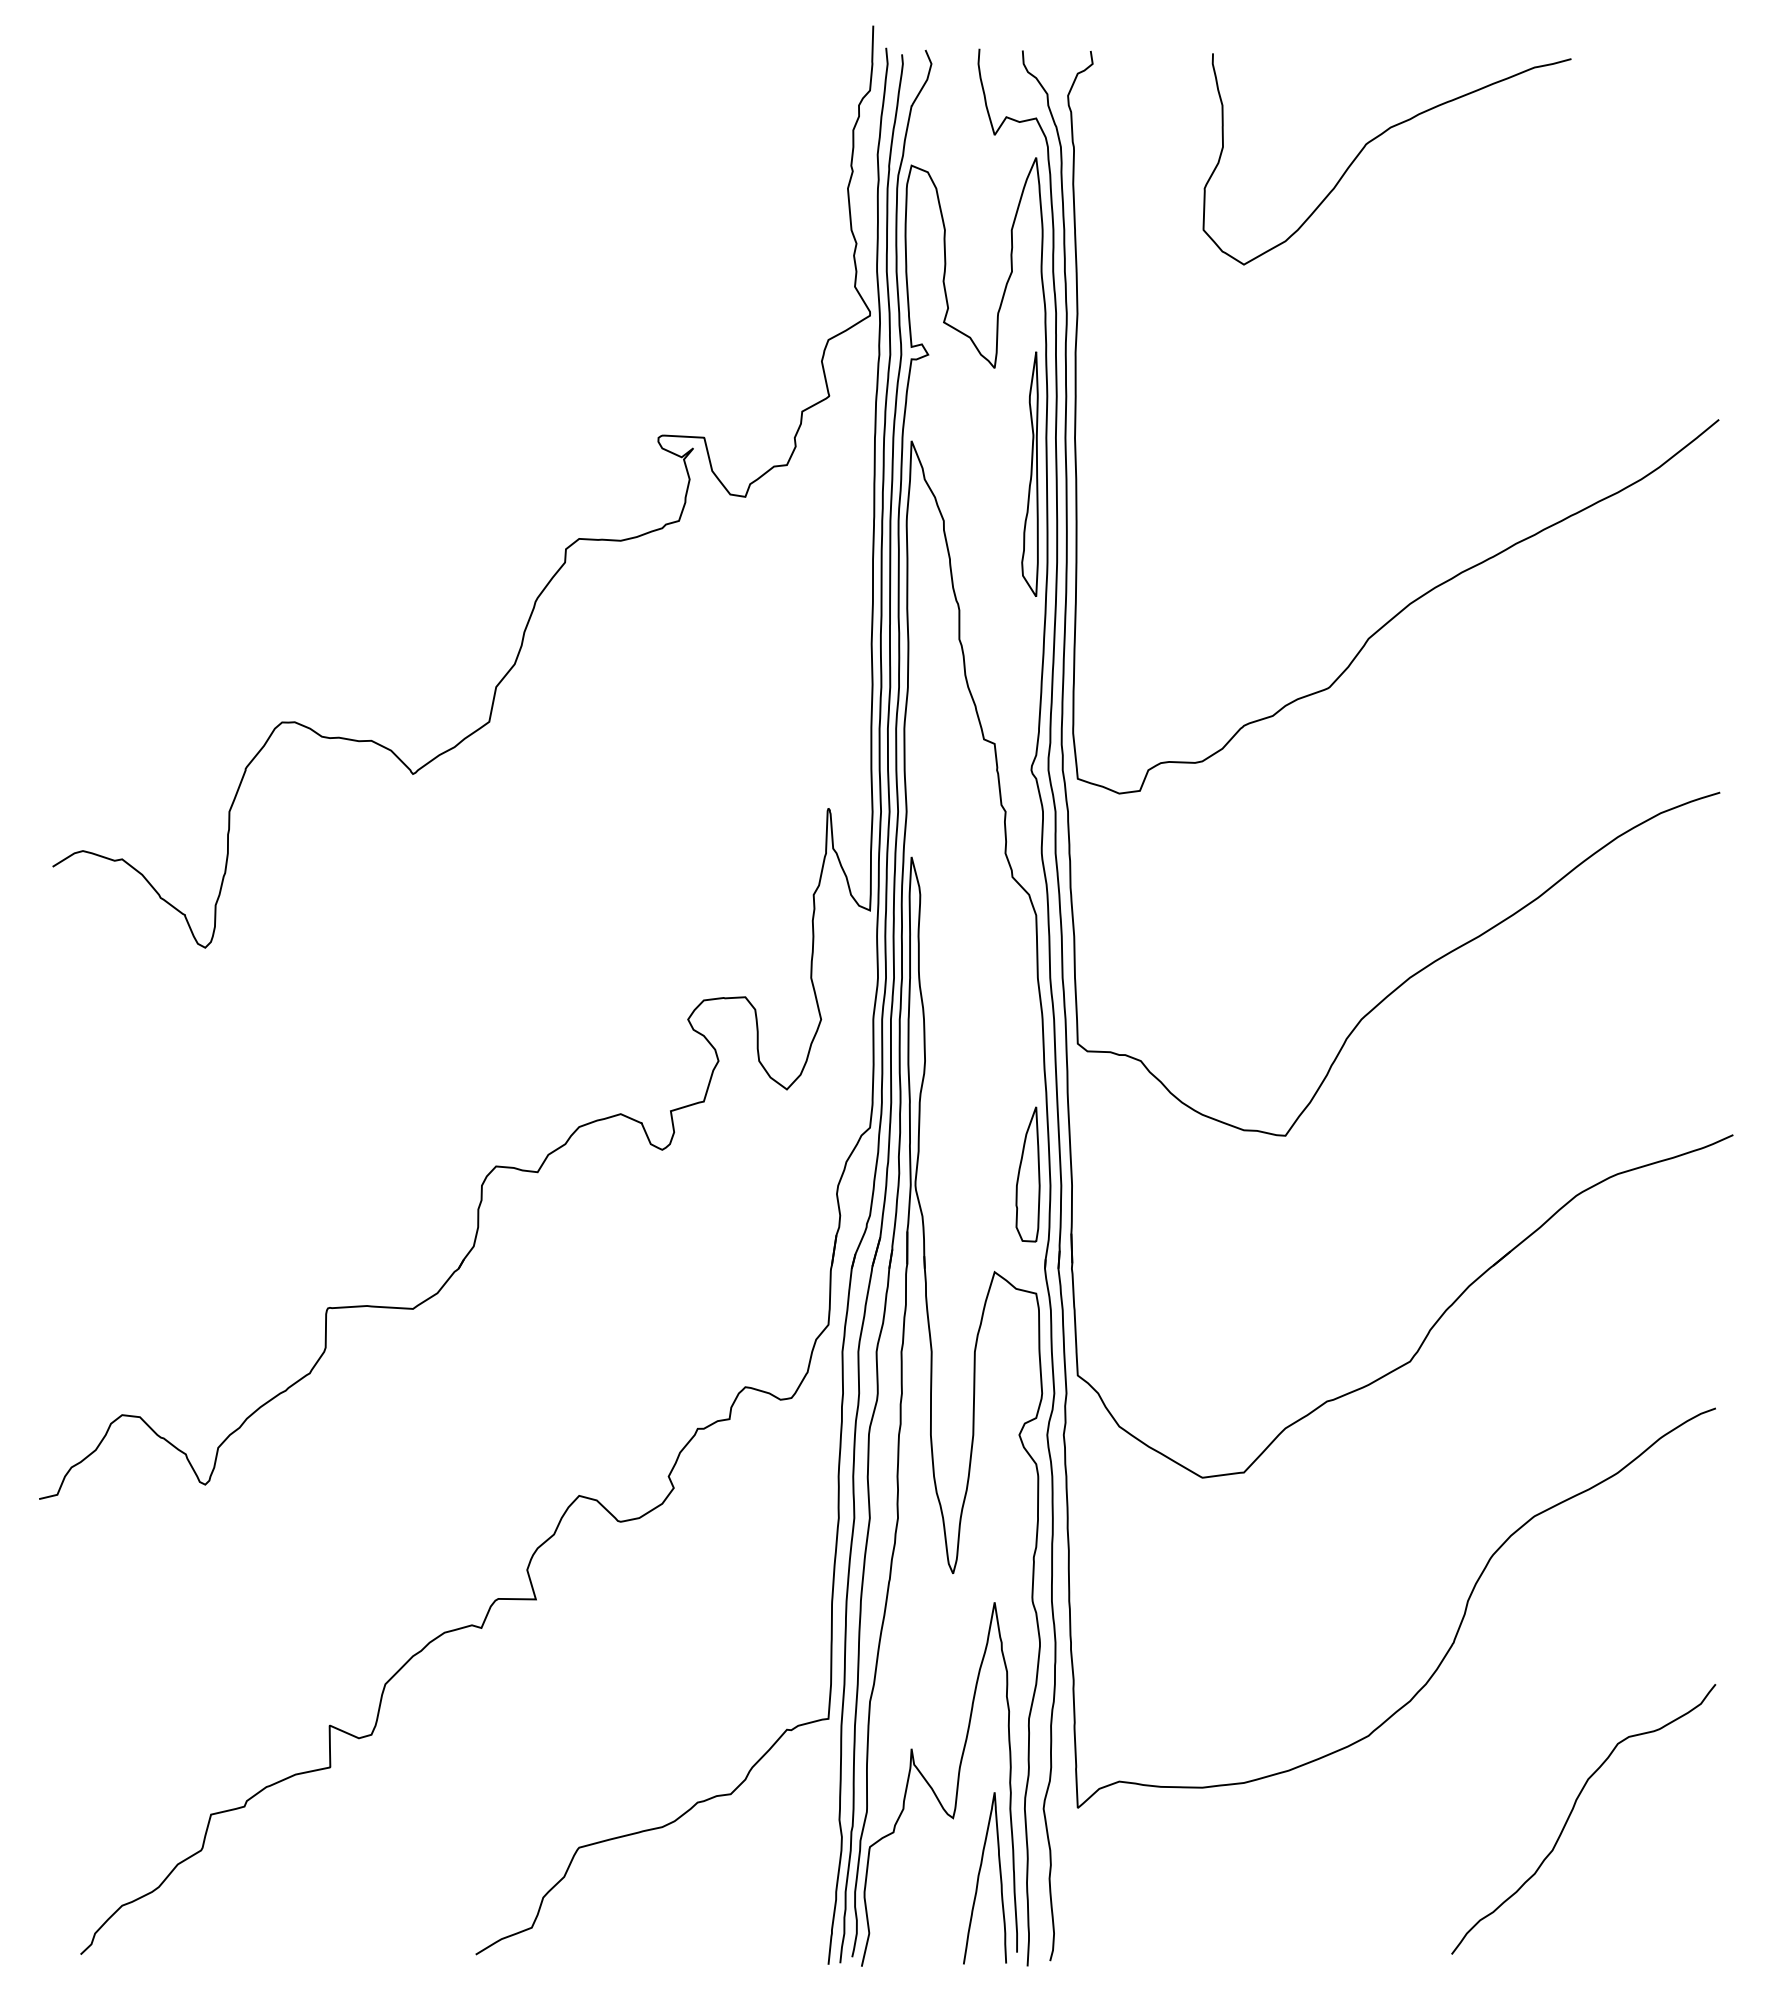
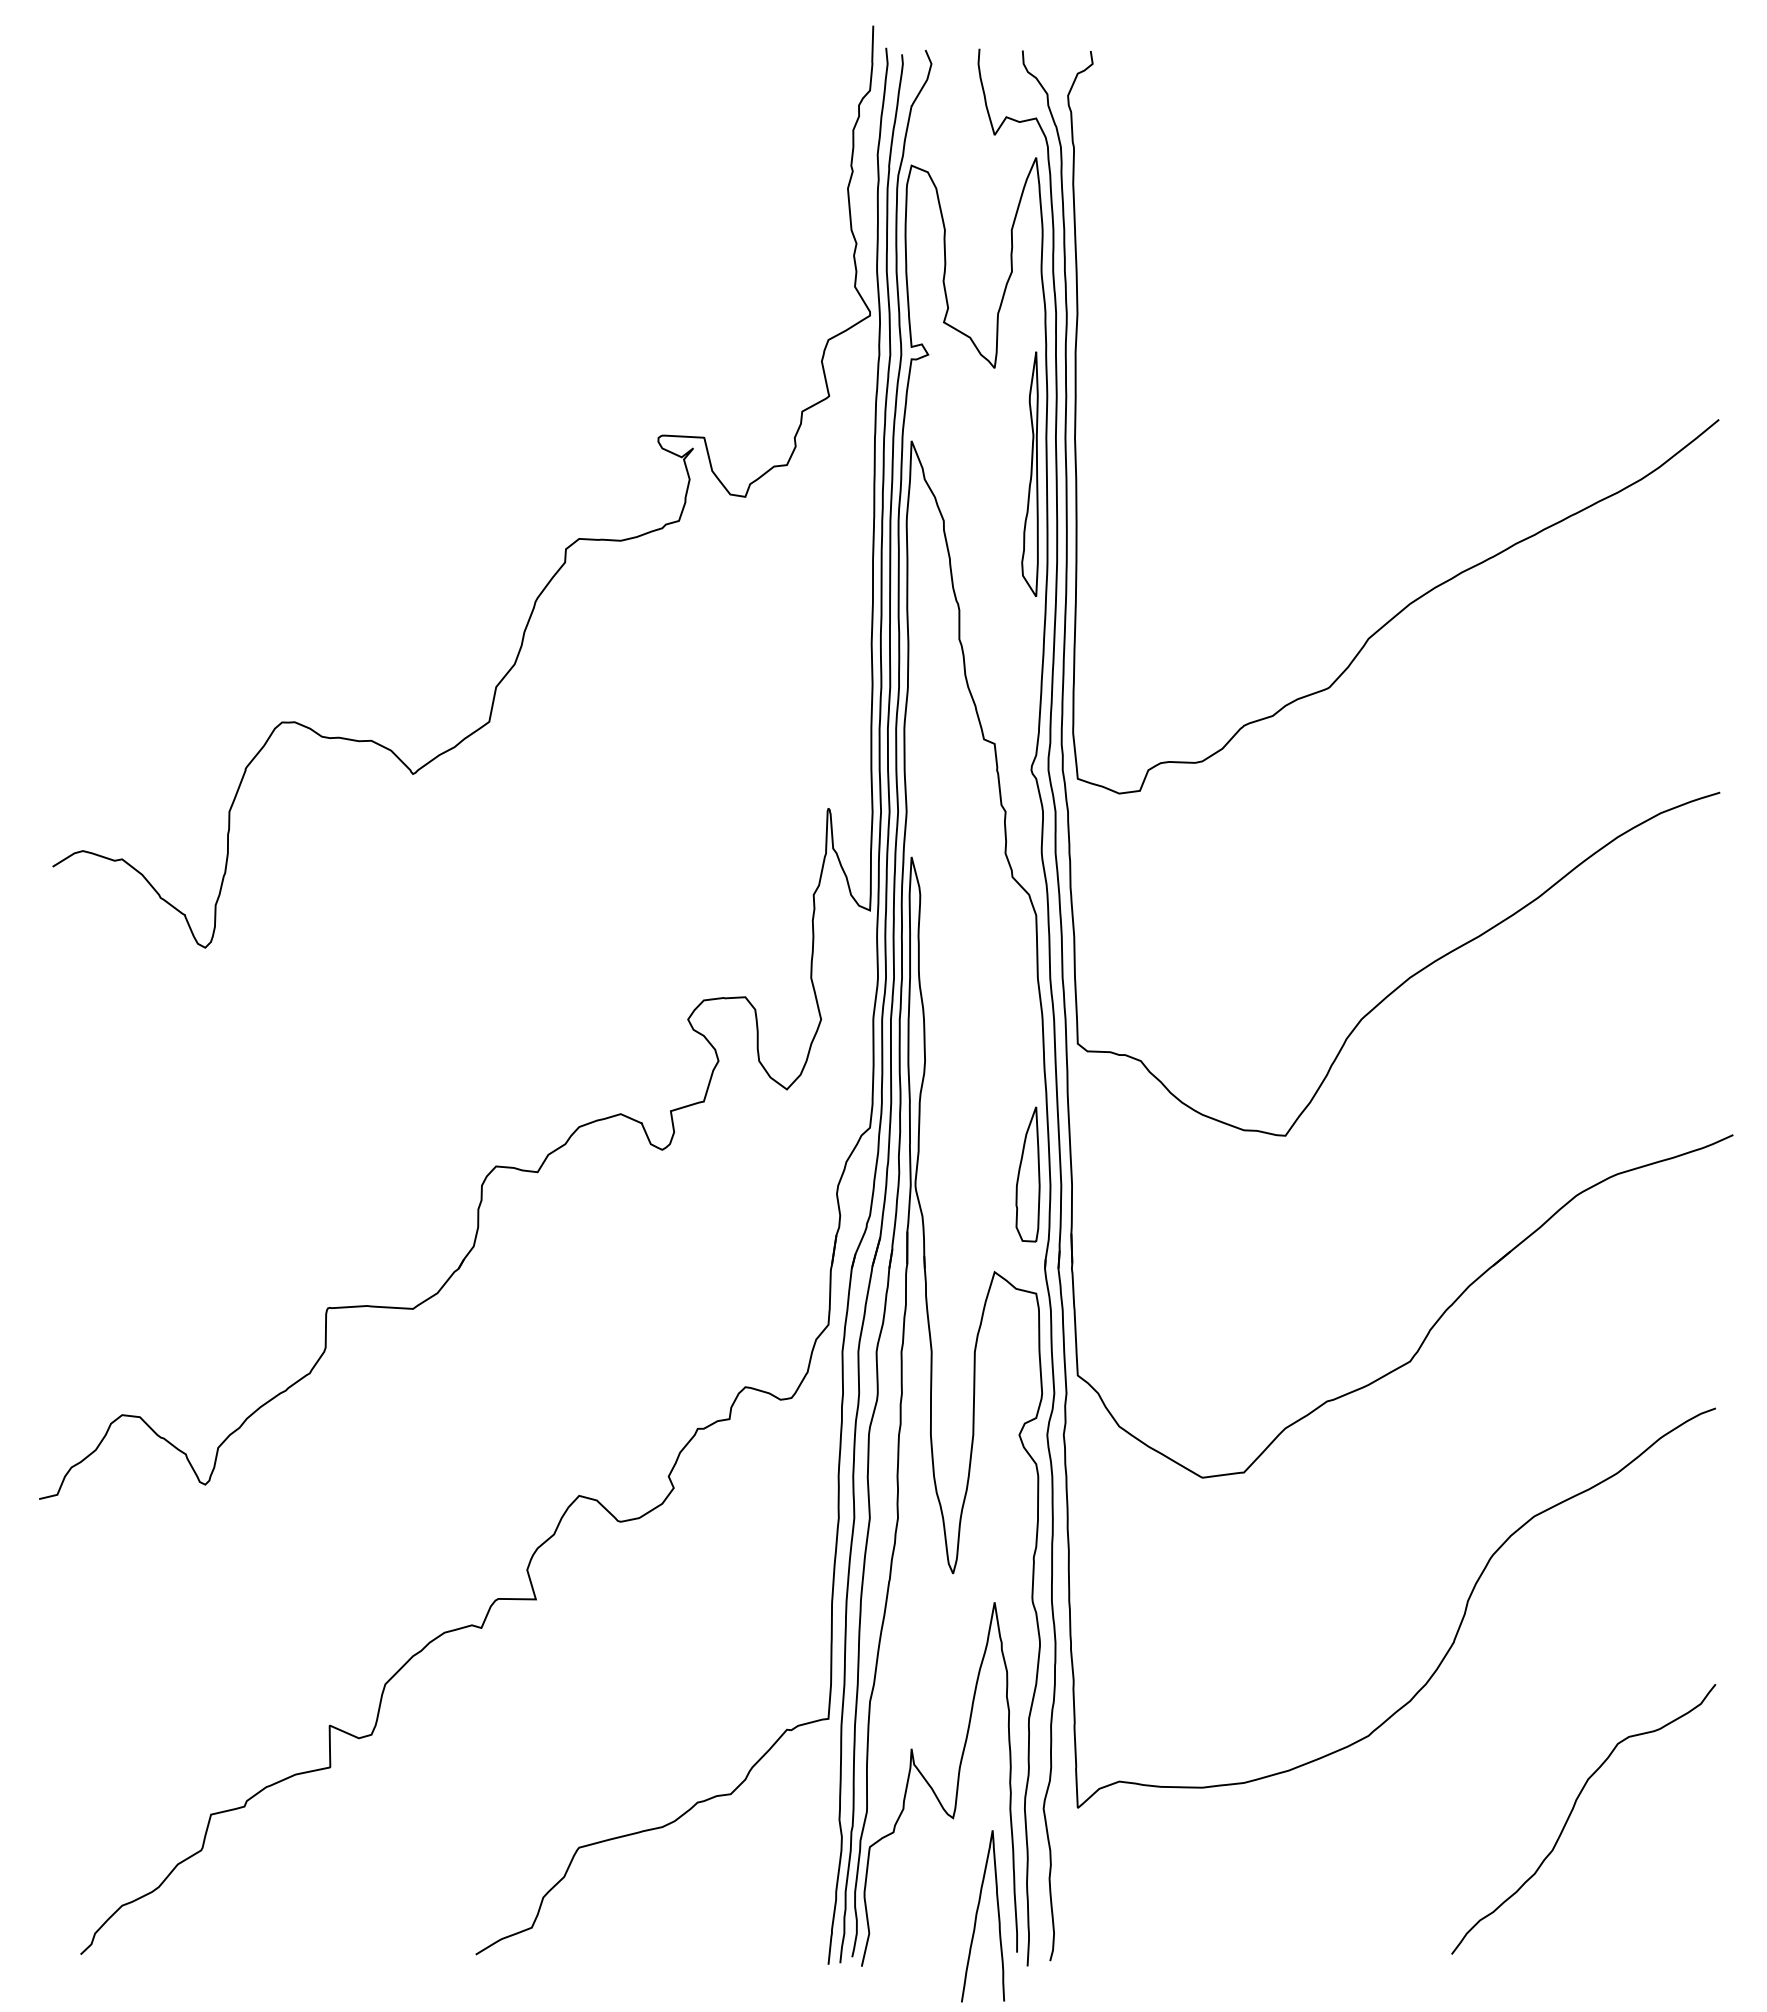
curve: present -> none (1372, 141)
curve position: (979, 1878) -> (977, 1916) (977, 1916)
